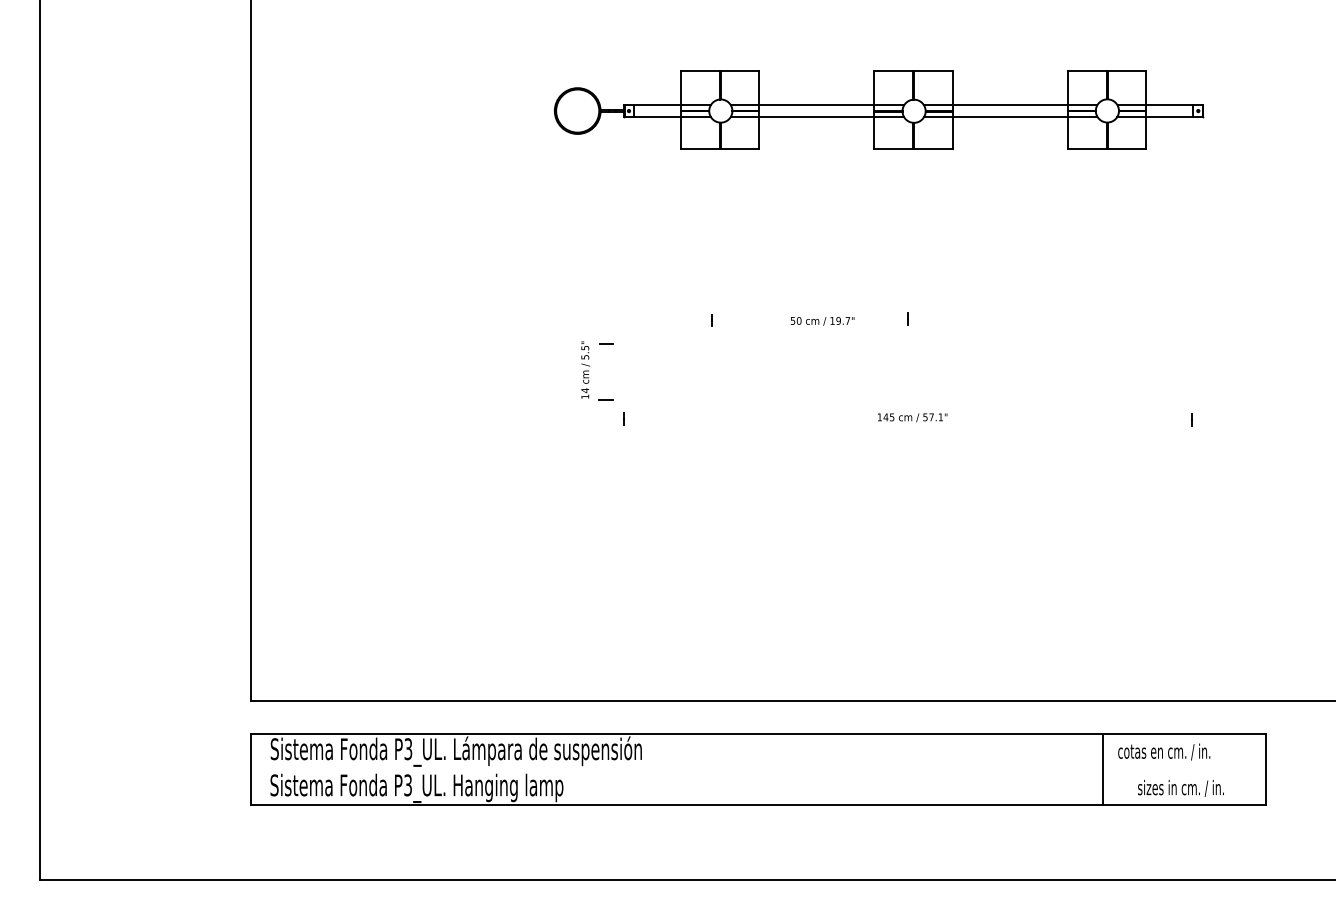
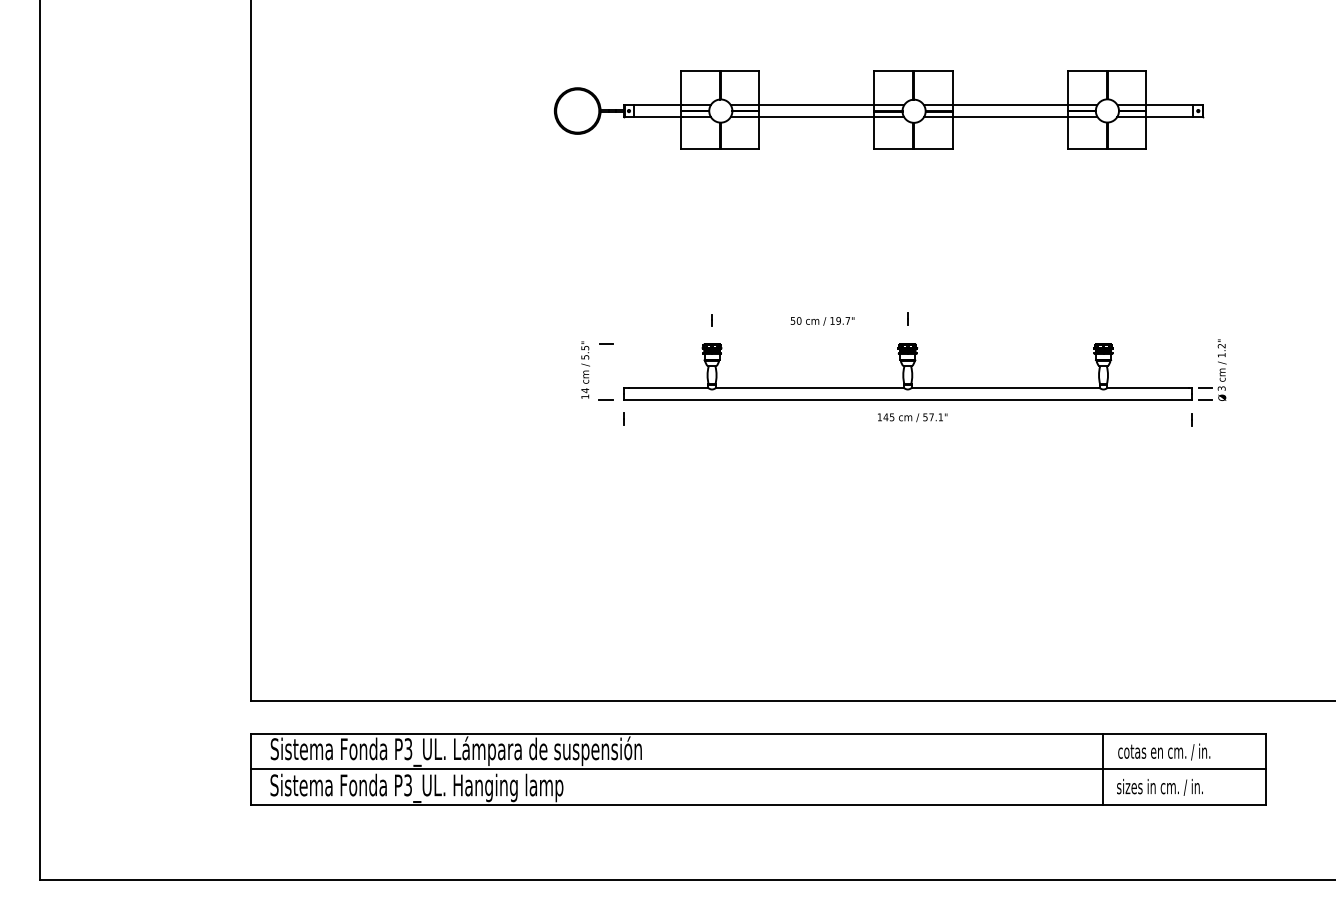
part: none -> present (914, 364)
line: none -> present (758, 769)
text position: (1180, 788) -> (1159, 787) (1159, 787)
